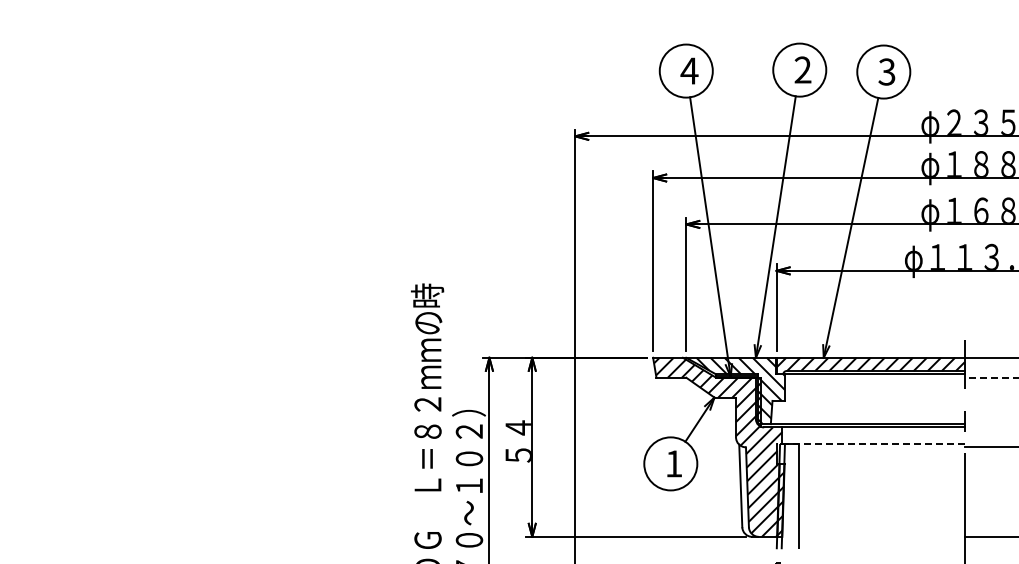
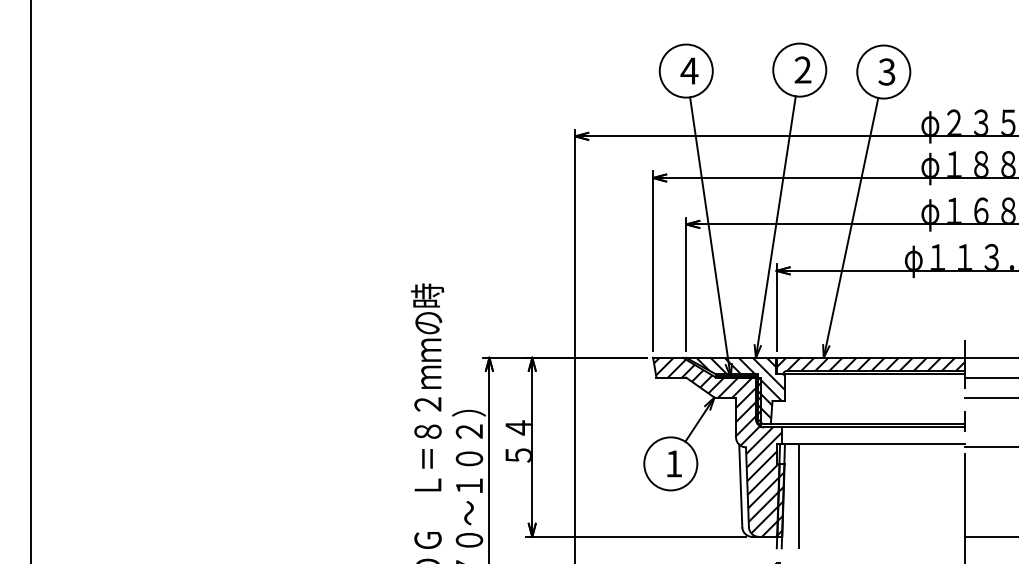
line: none -> present (30, 281)
line: dashed -> solid (991, 377)
line: none -> present (989, 397)
line: dashed -> solid (871, 444)
